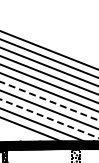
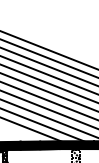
line: dashed -> solid (49, 101)
line: dashed -> solid (49, 118)
